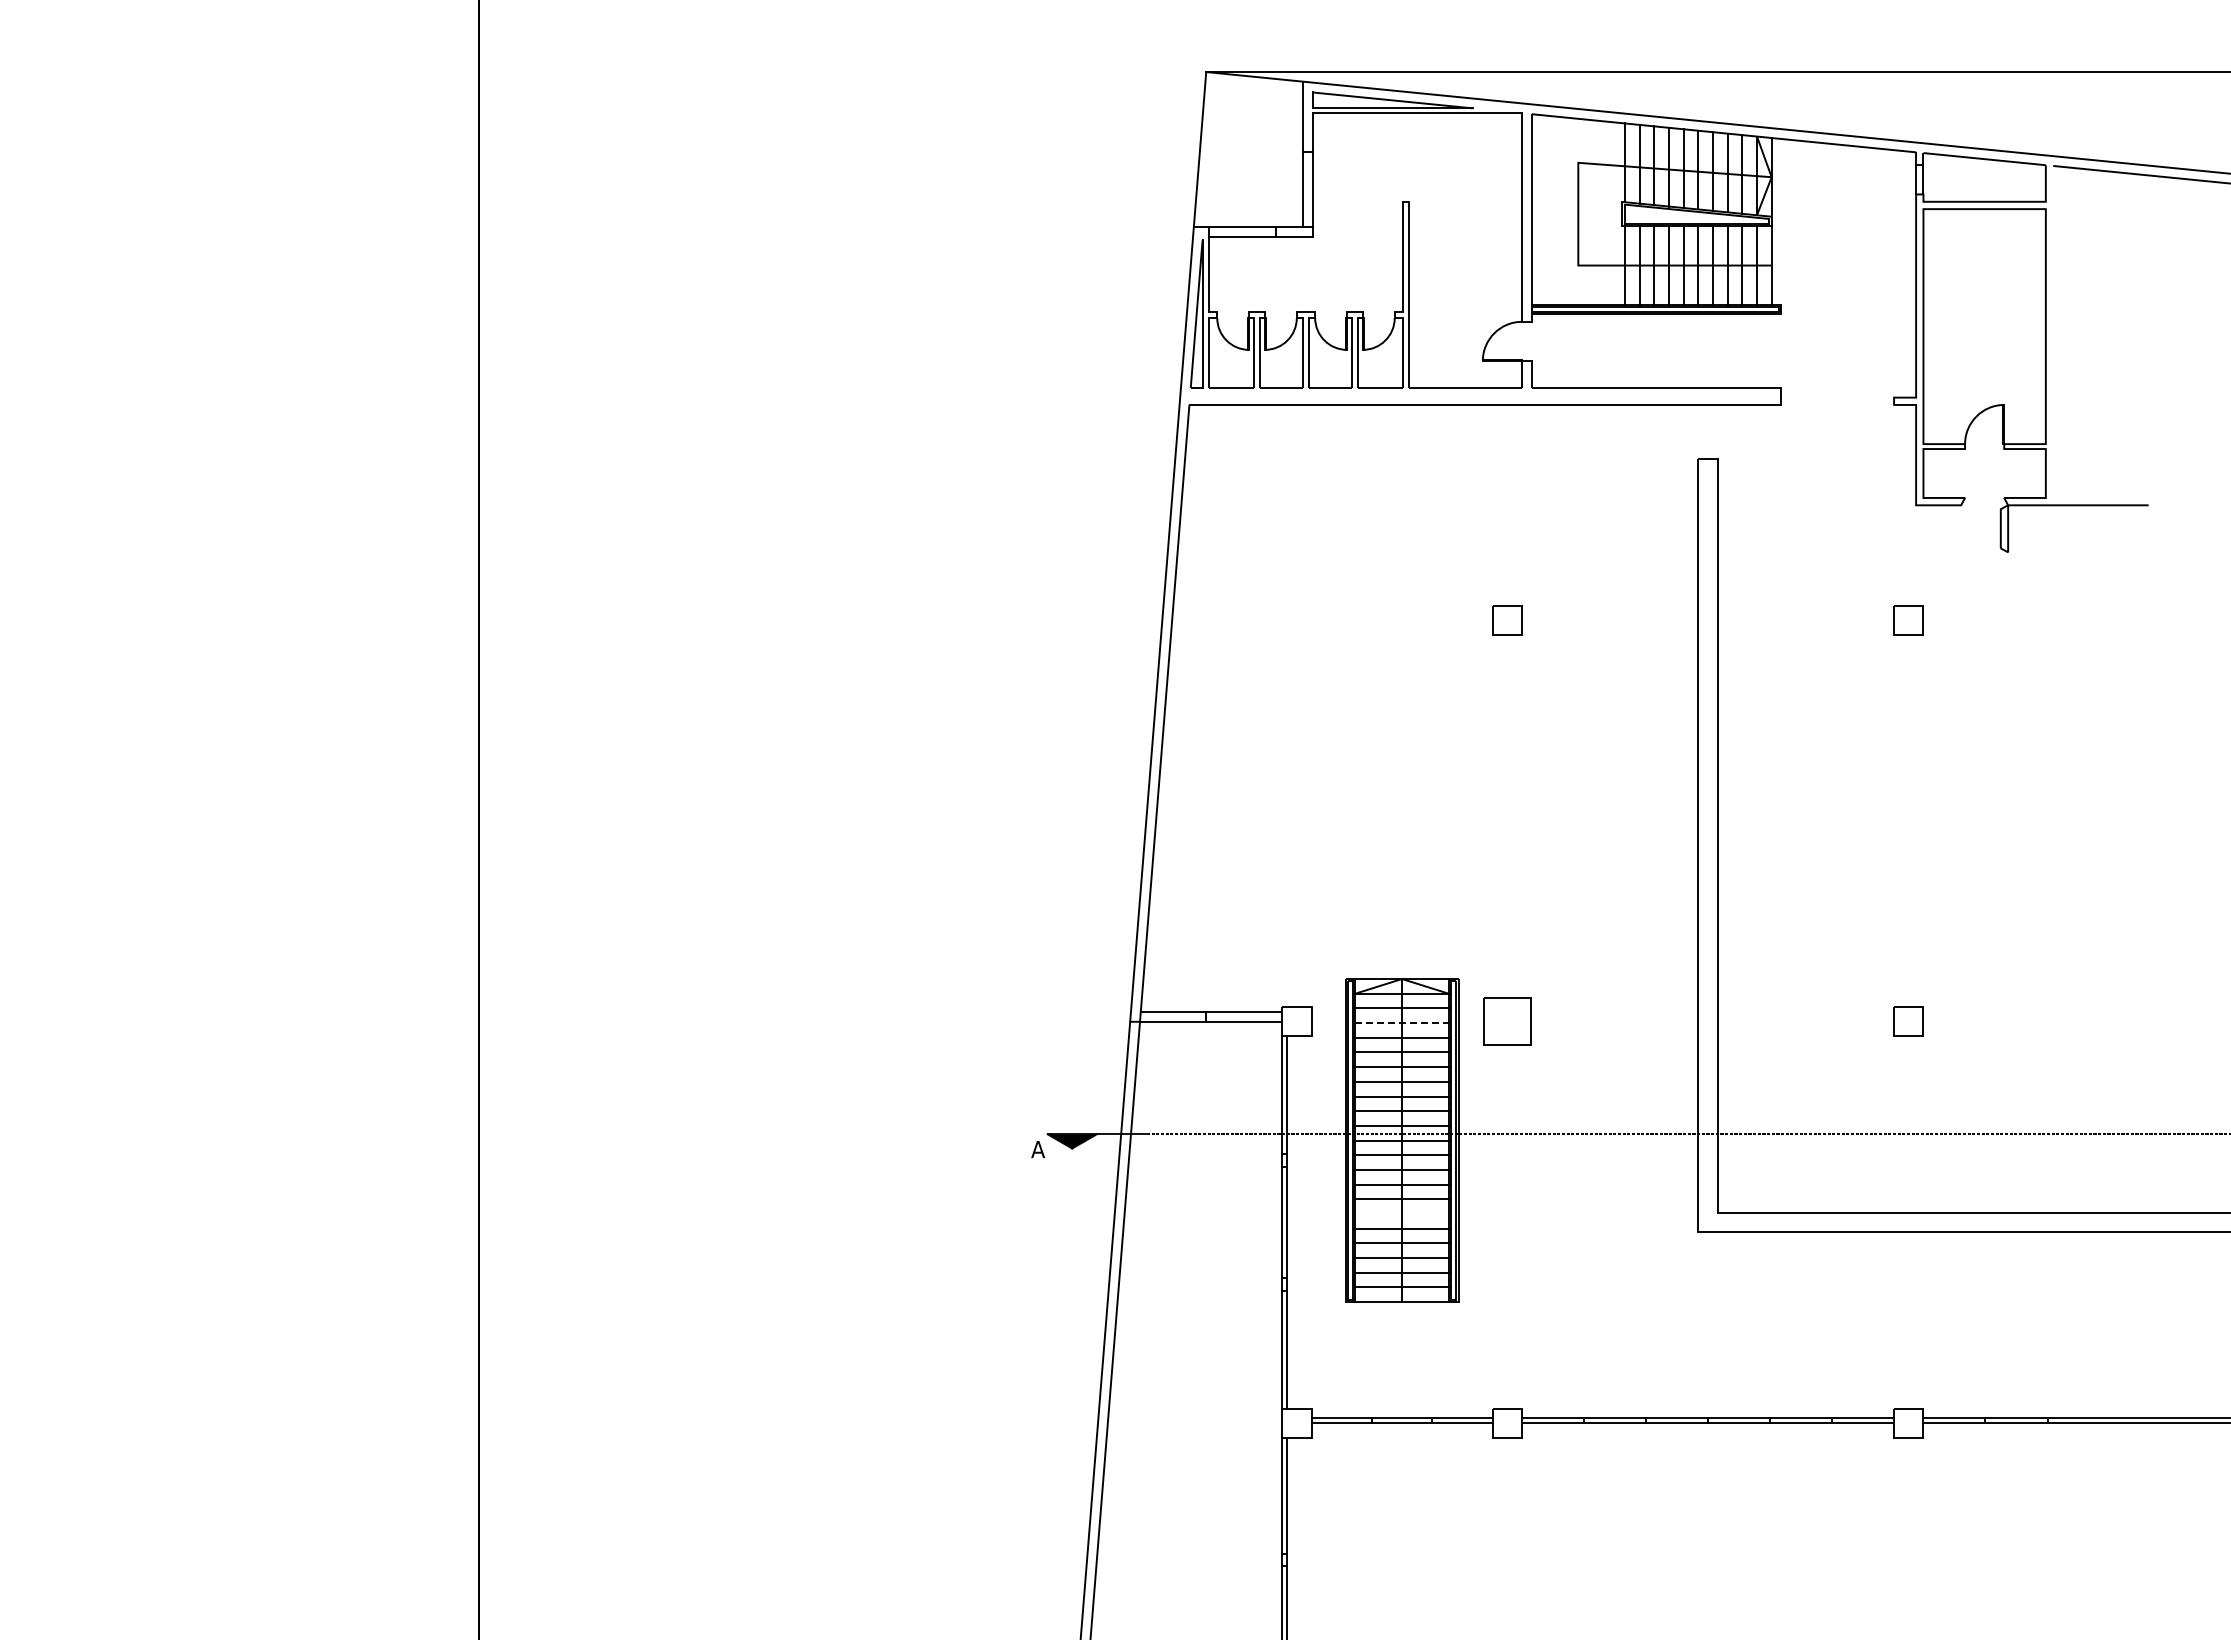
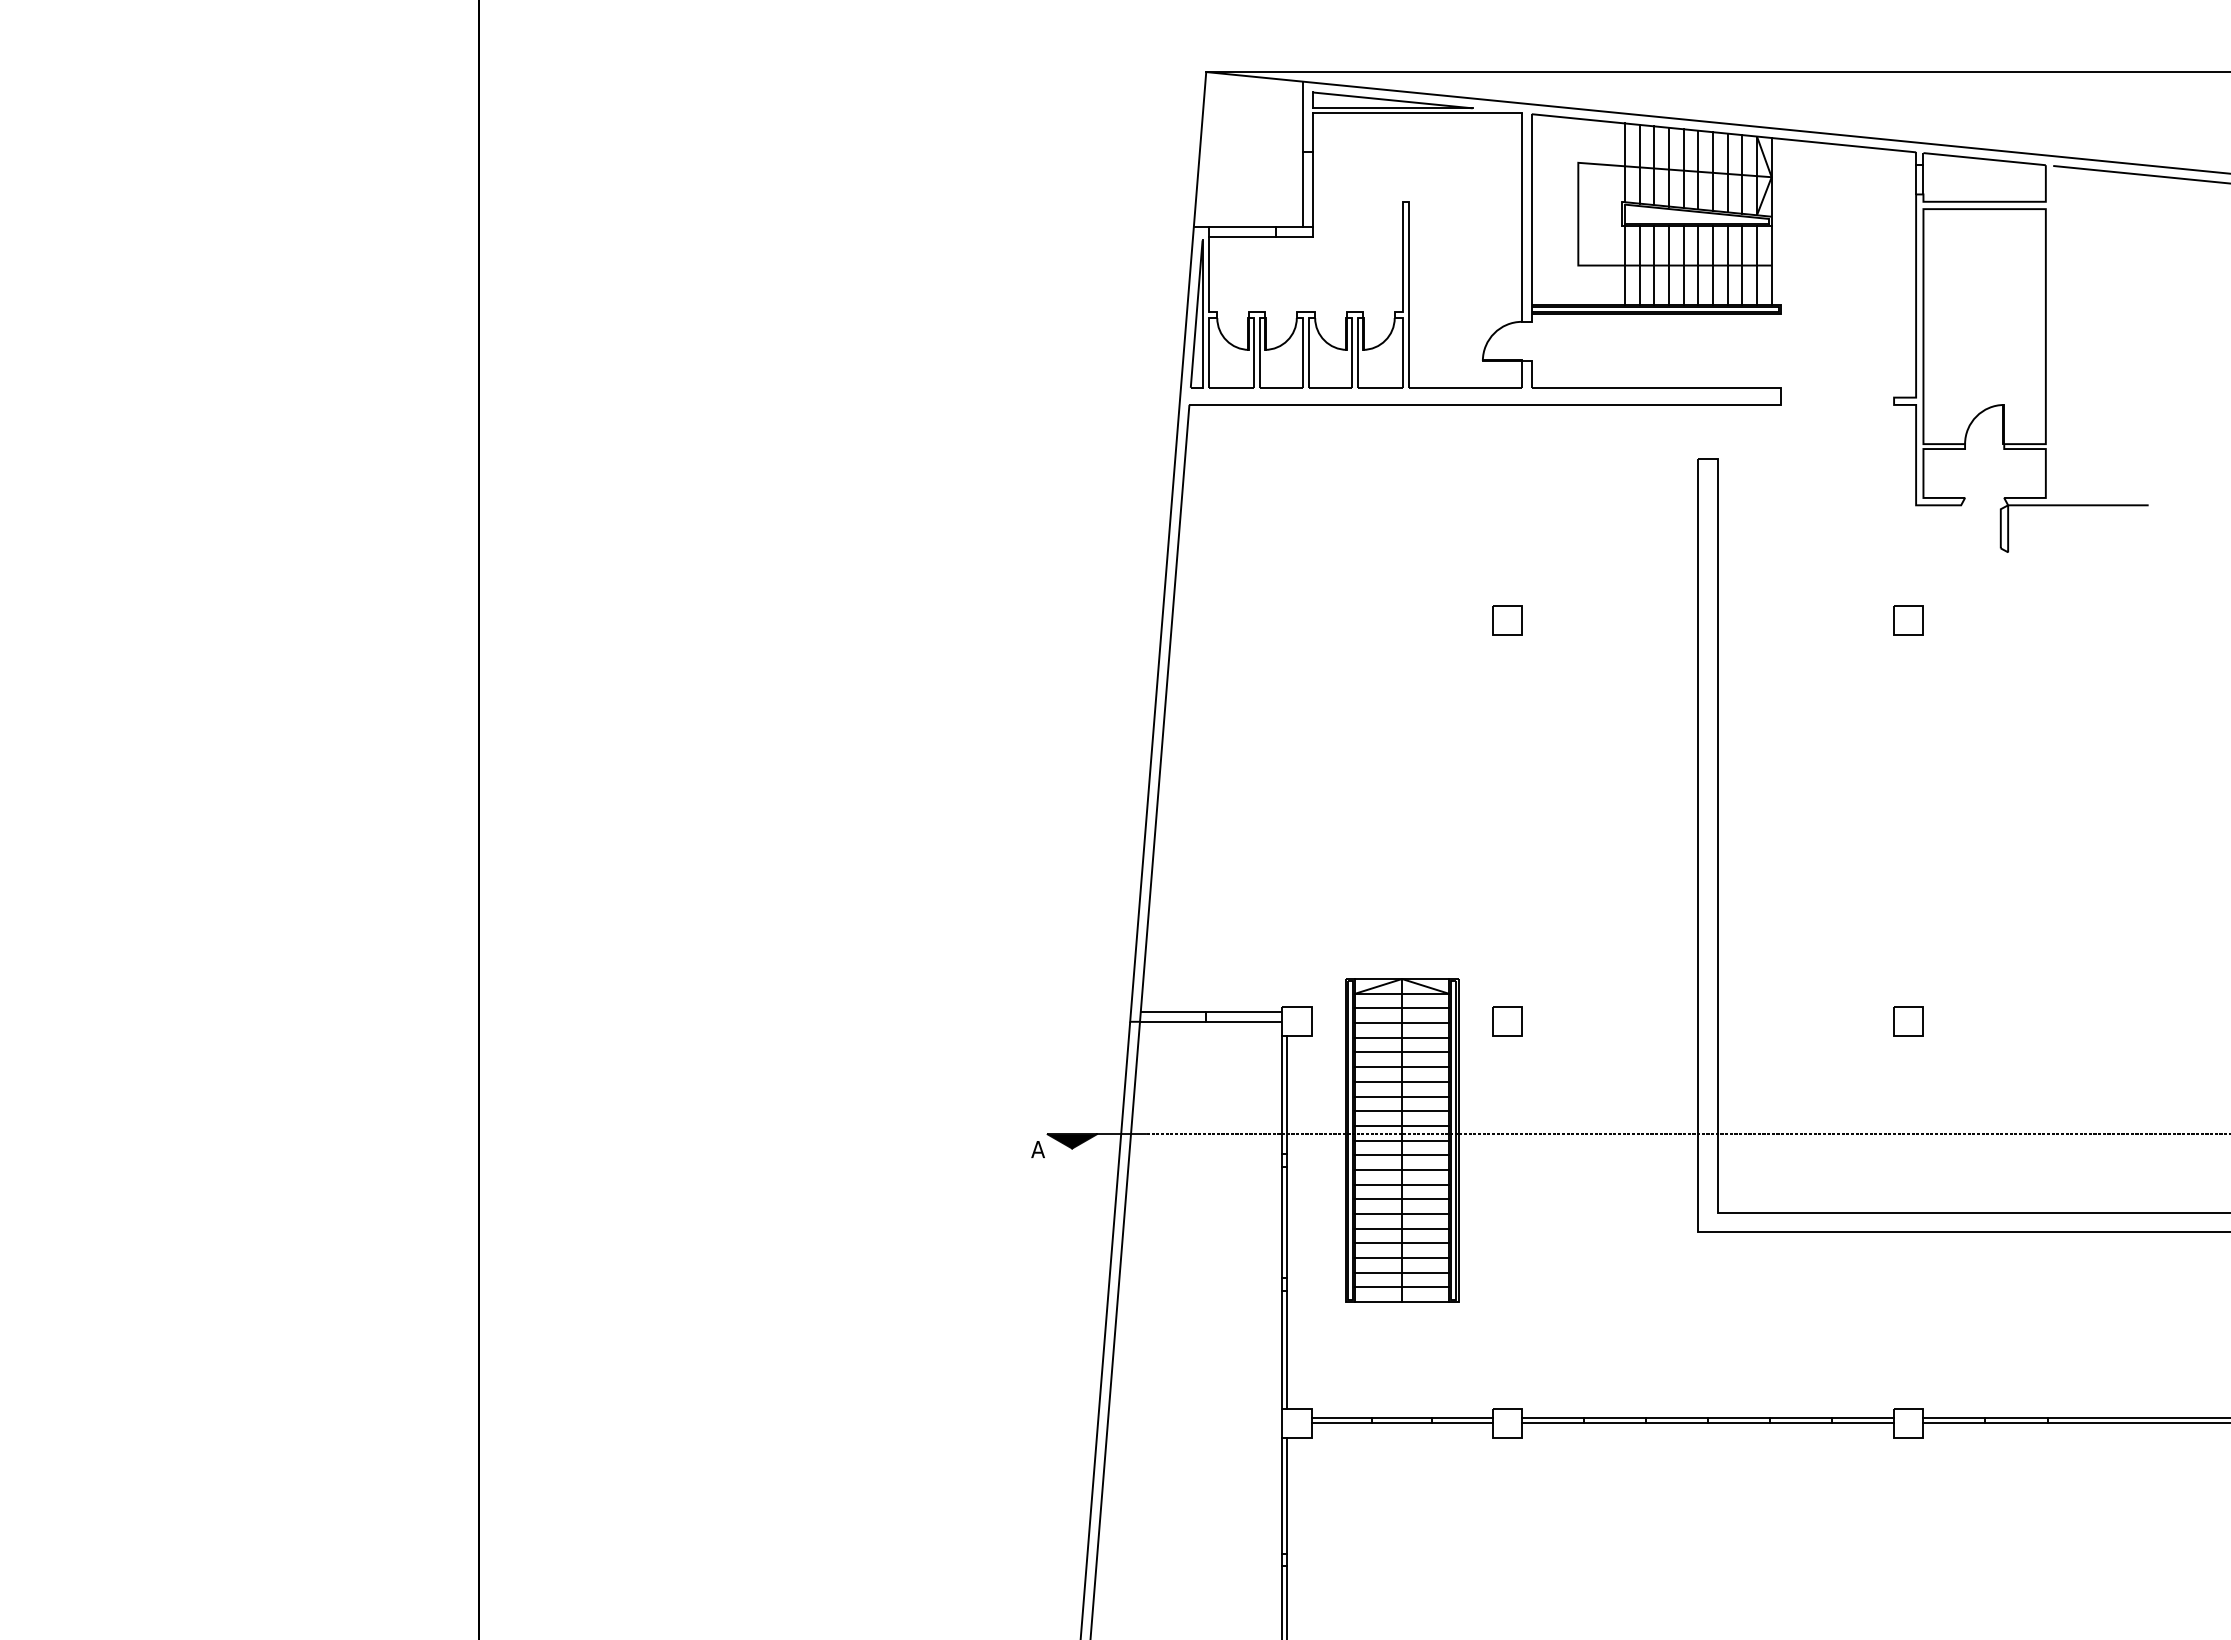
part size: 49x49 px -> 31x31 px (1507, 1021)
line: dashed -> solid (1402, 1023)
line: none -> present (1401, 1214)
